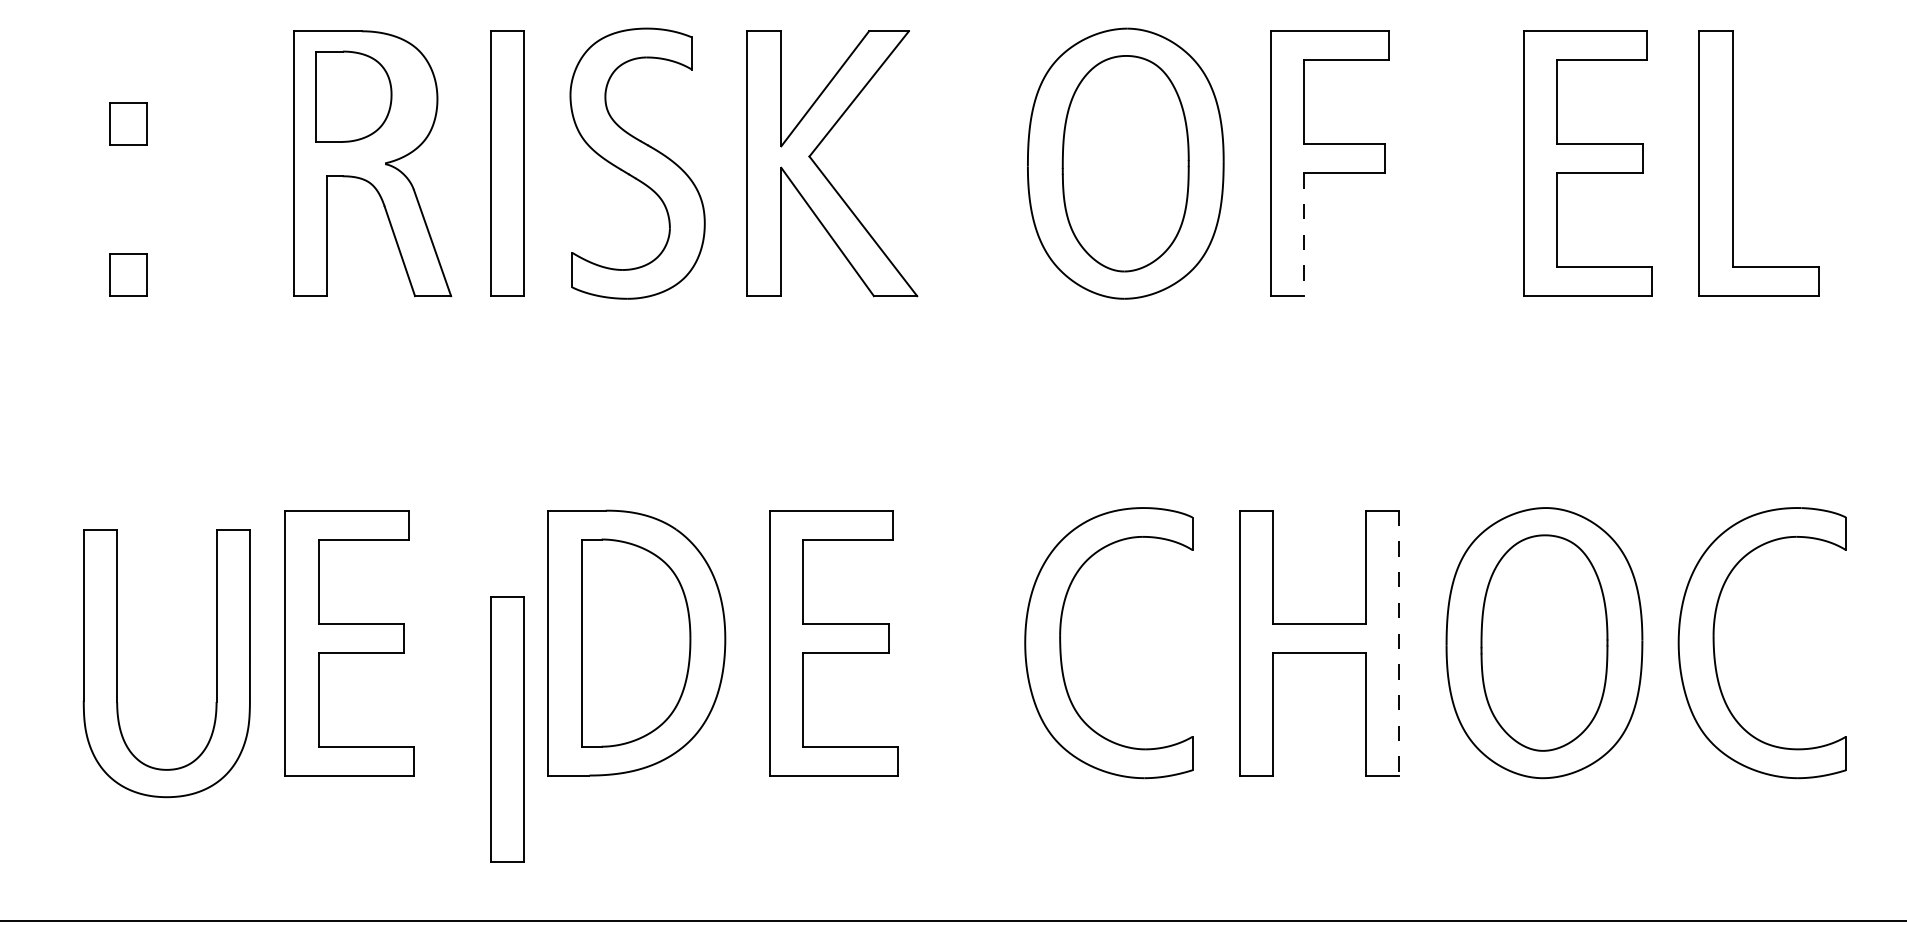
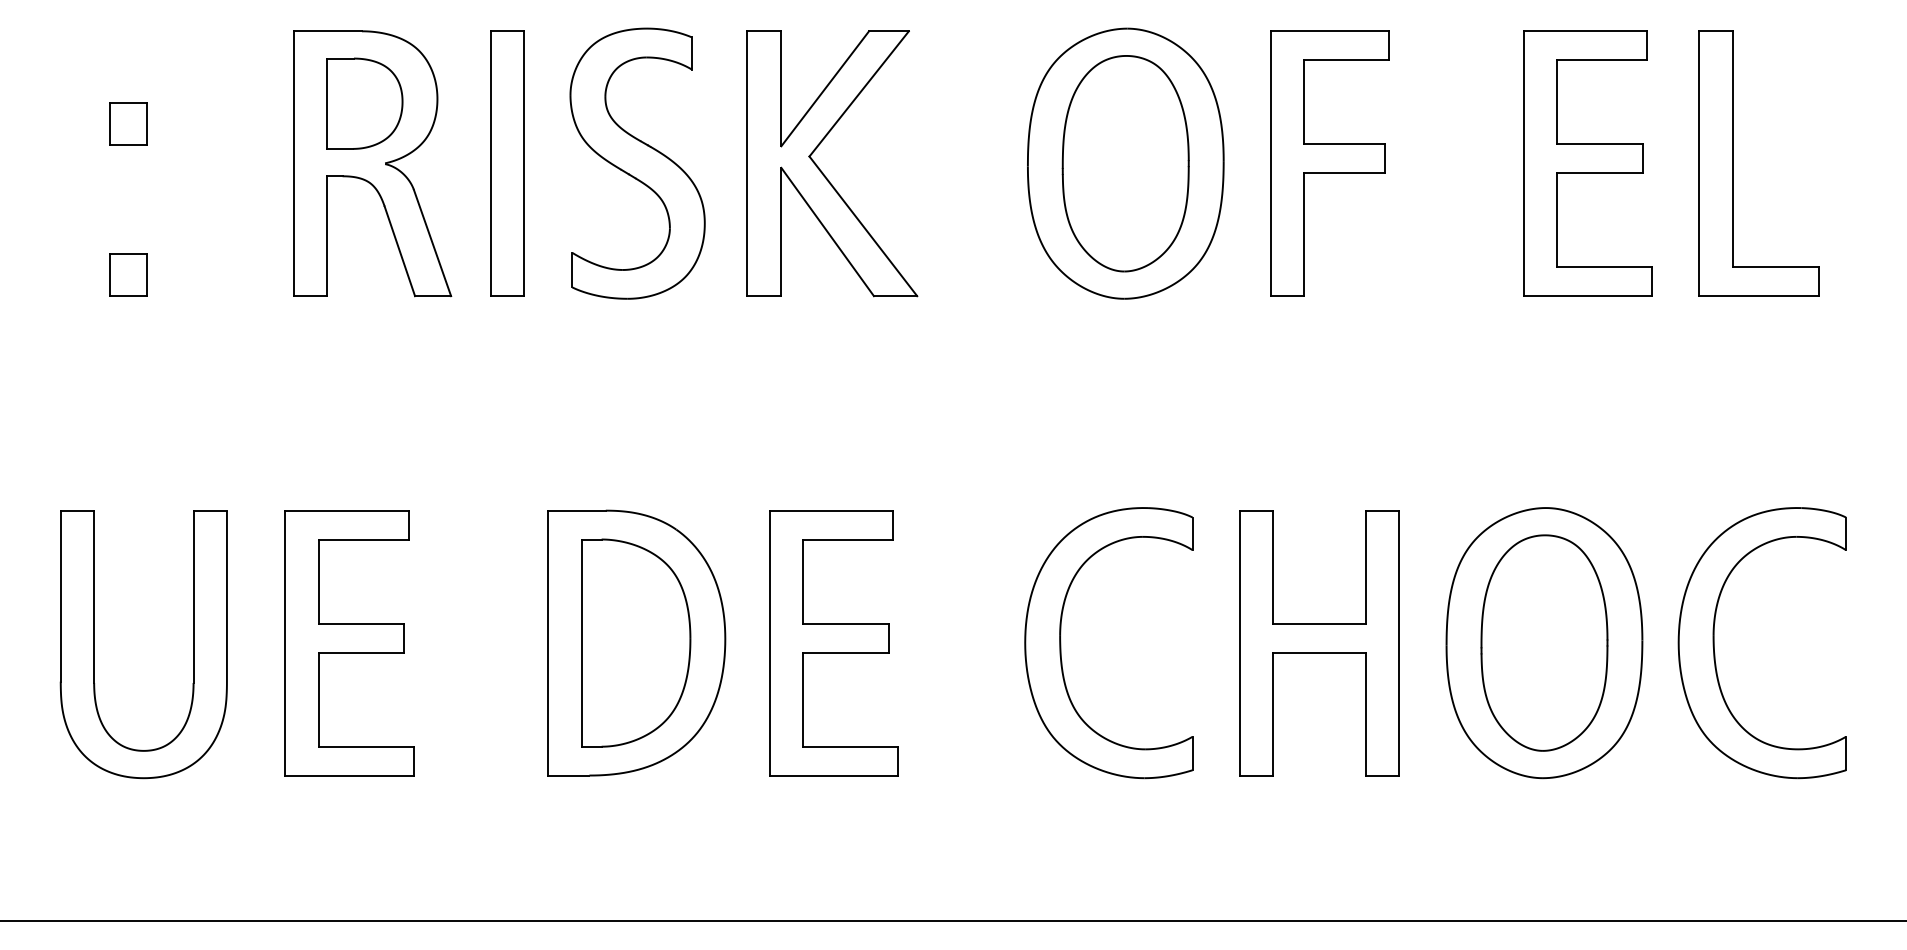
part position: (353, 96) -> (364, 103) (364, 103)
line: dashed -> solid (1304, 235)
line: dashed -> solid (1399, 643)
part position: (117, 663) -> (94, 644) (94, 644)
part: present -> none (507, 729)
